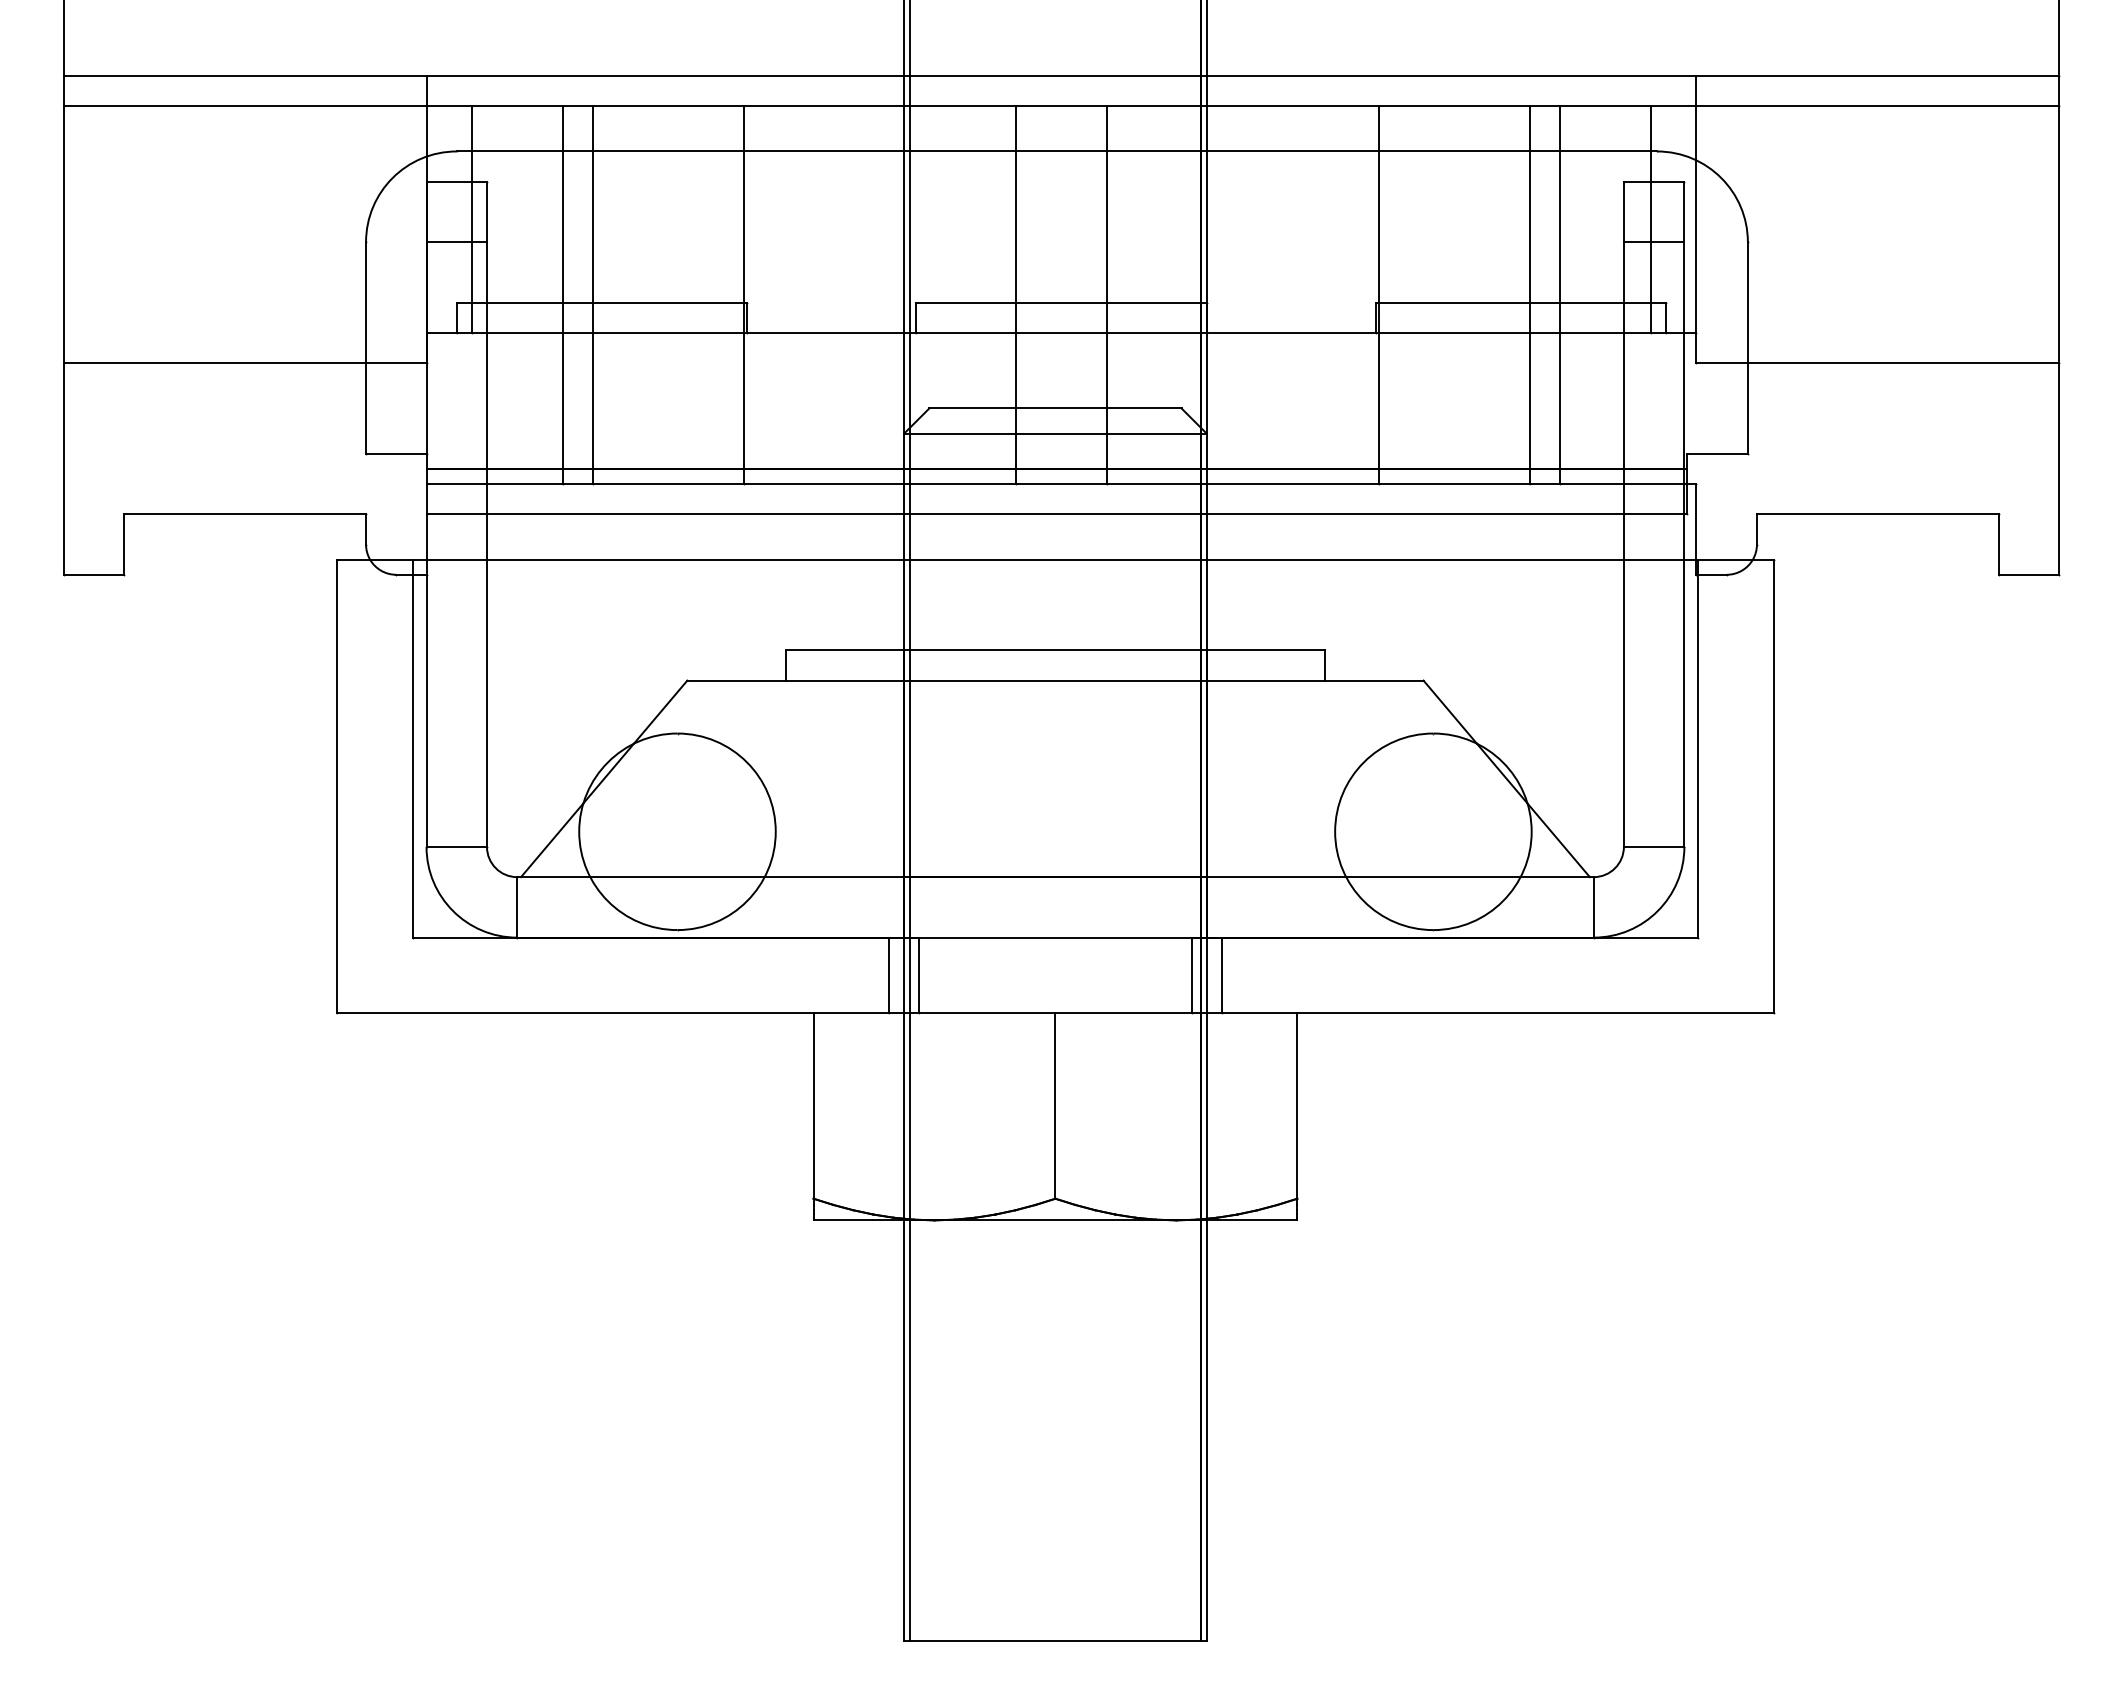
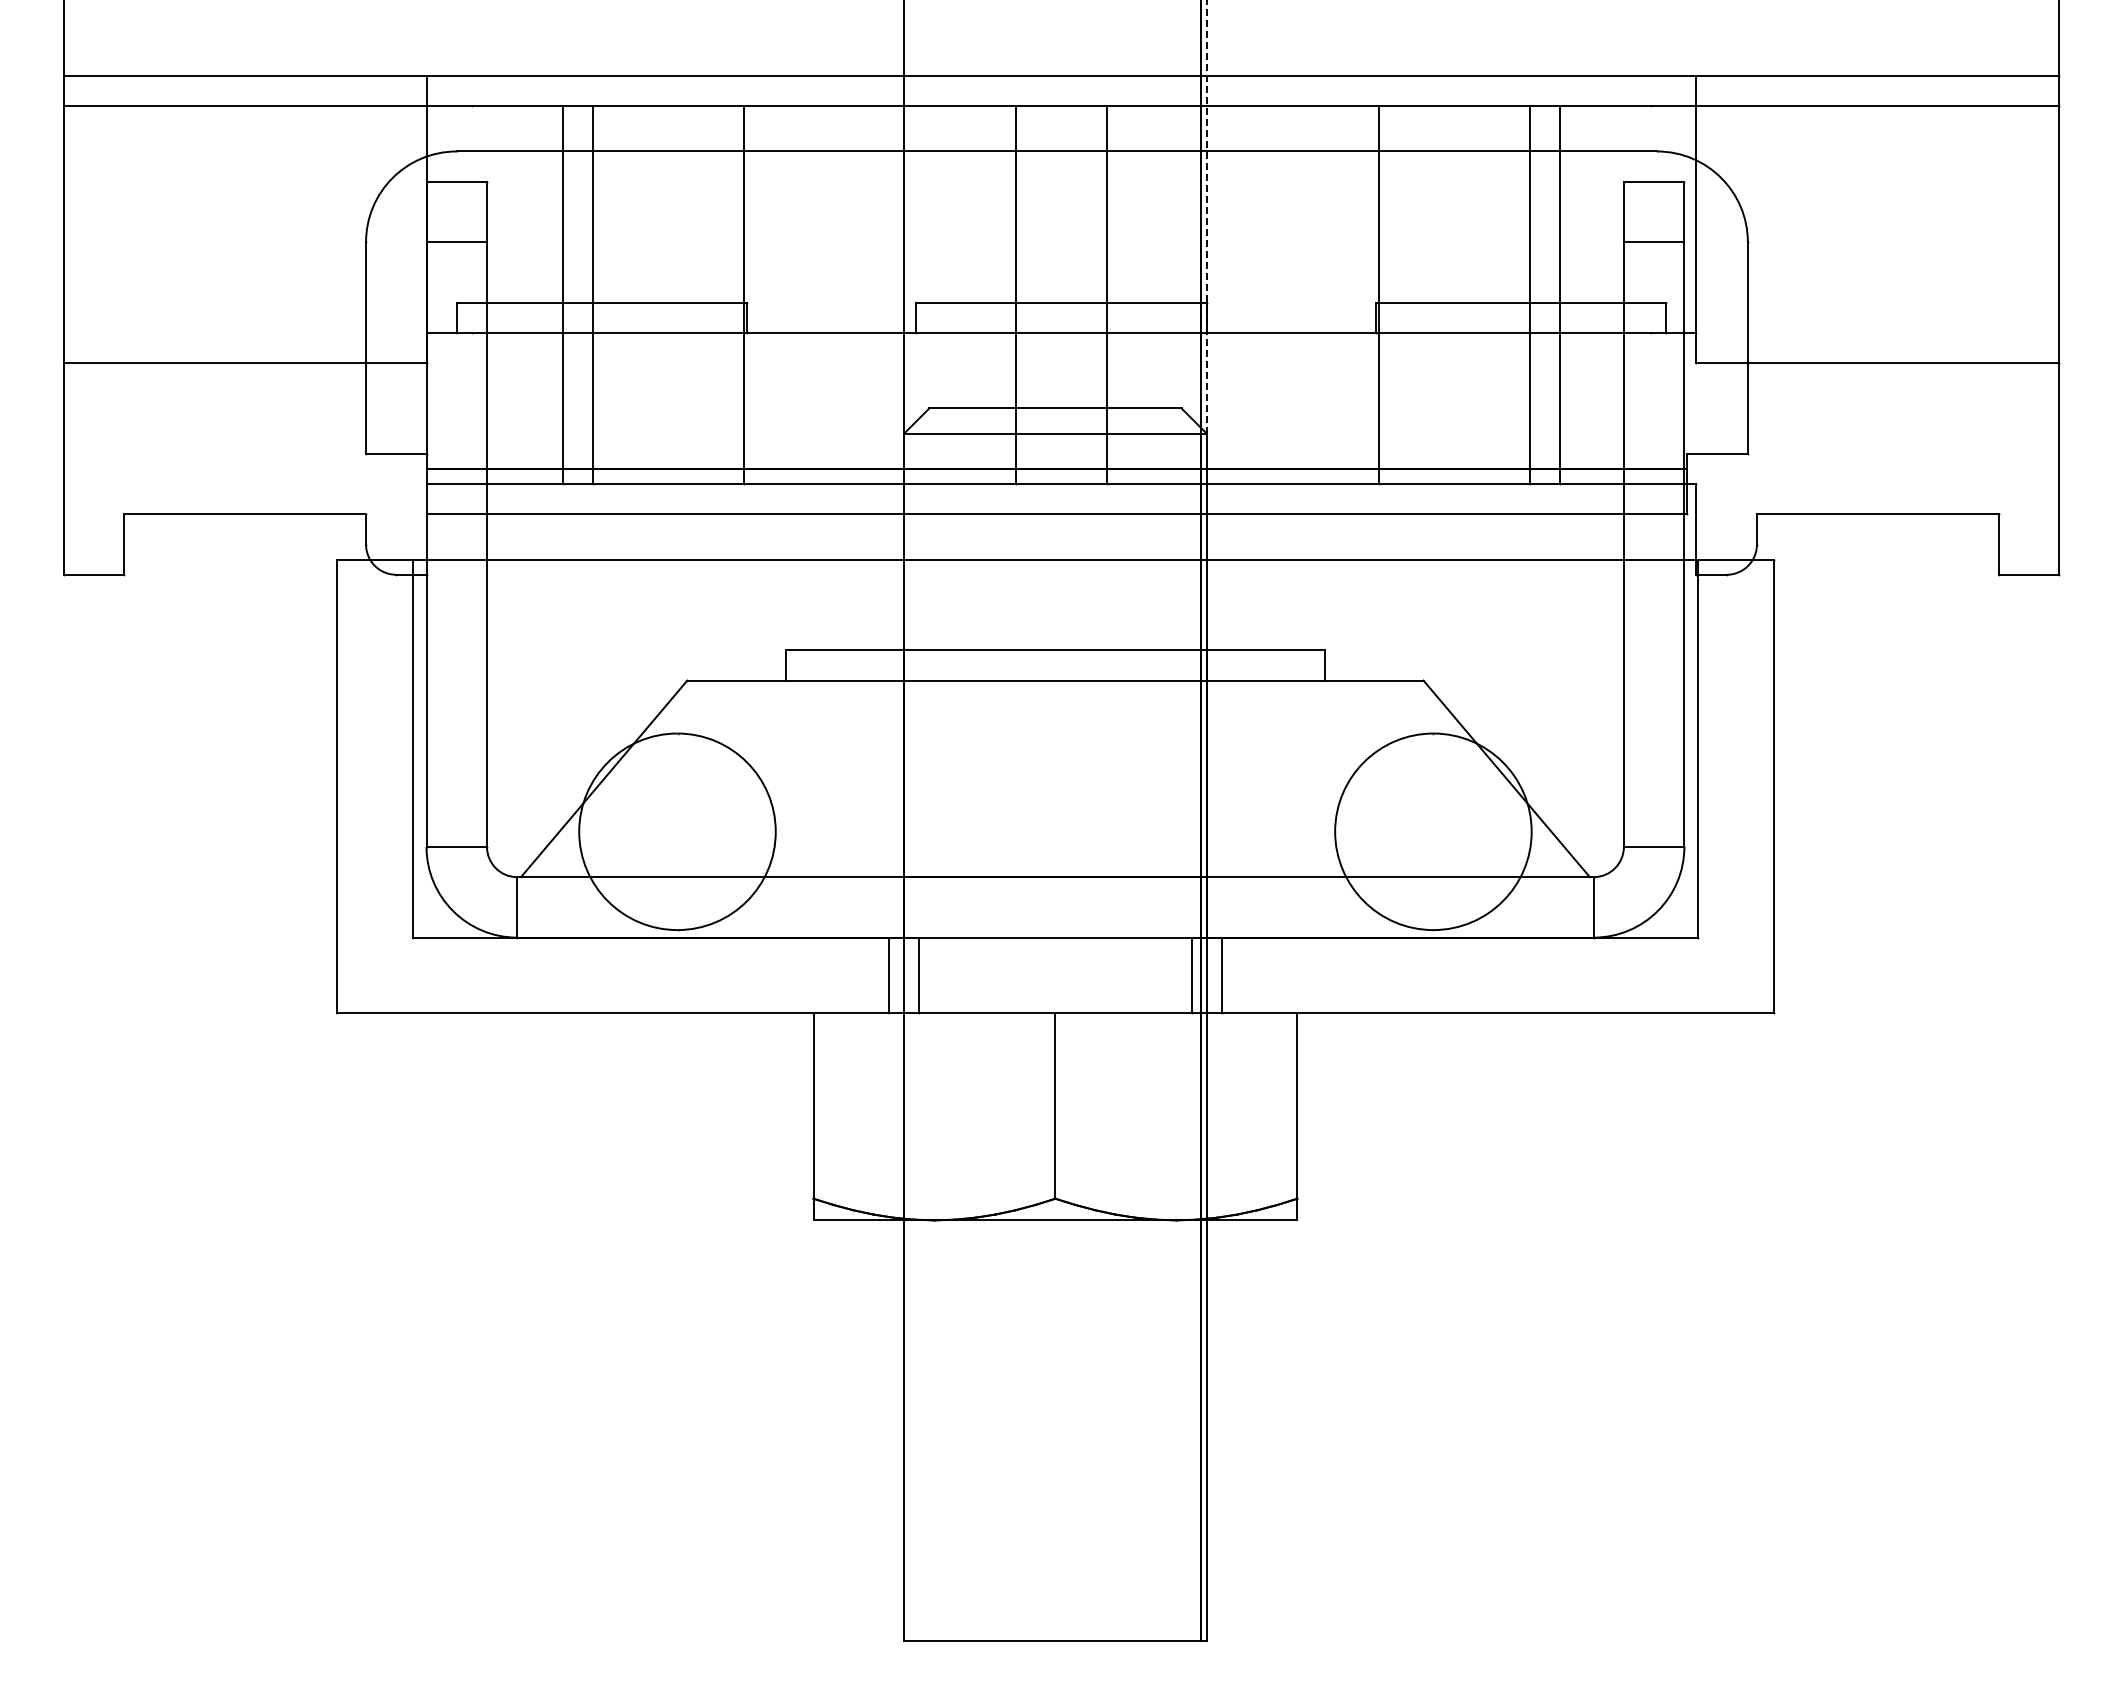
line: solid -> dashed (1206, 216)
line: present -> none (471, 219)
line: present -> none (1651, 219)
line: present -> none (910, 821)
